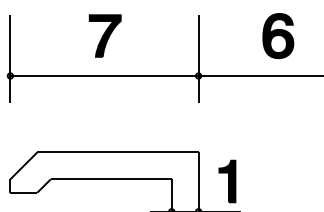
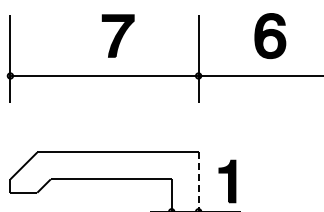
part position: (104, 35) -> (117, 35) (117, 35)
part position: (278, 36) -> (270, 36) (270, 36)
line: solid -> dashed (198, 182)
